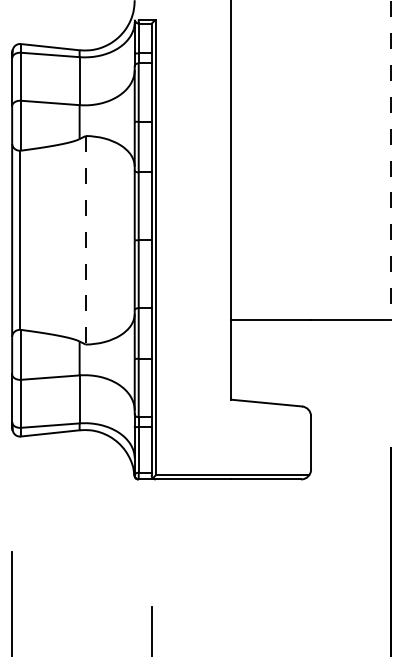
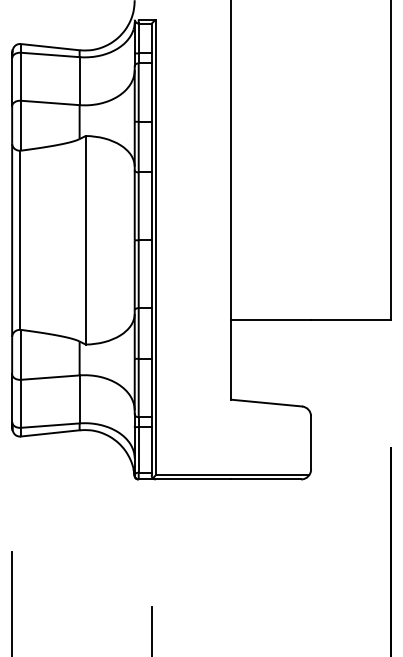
line: dashed -> solid (390, 160)
line: dashed -> solid (85, 240)
